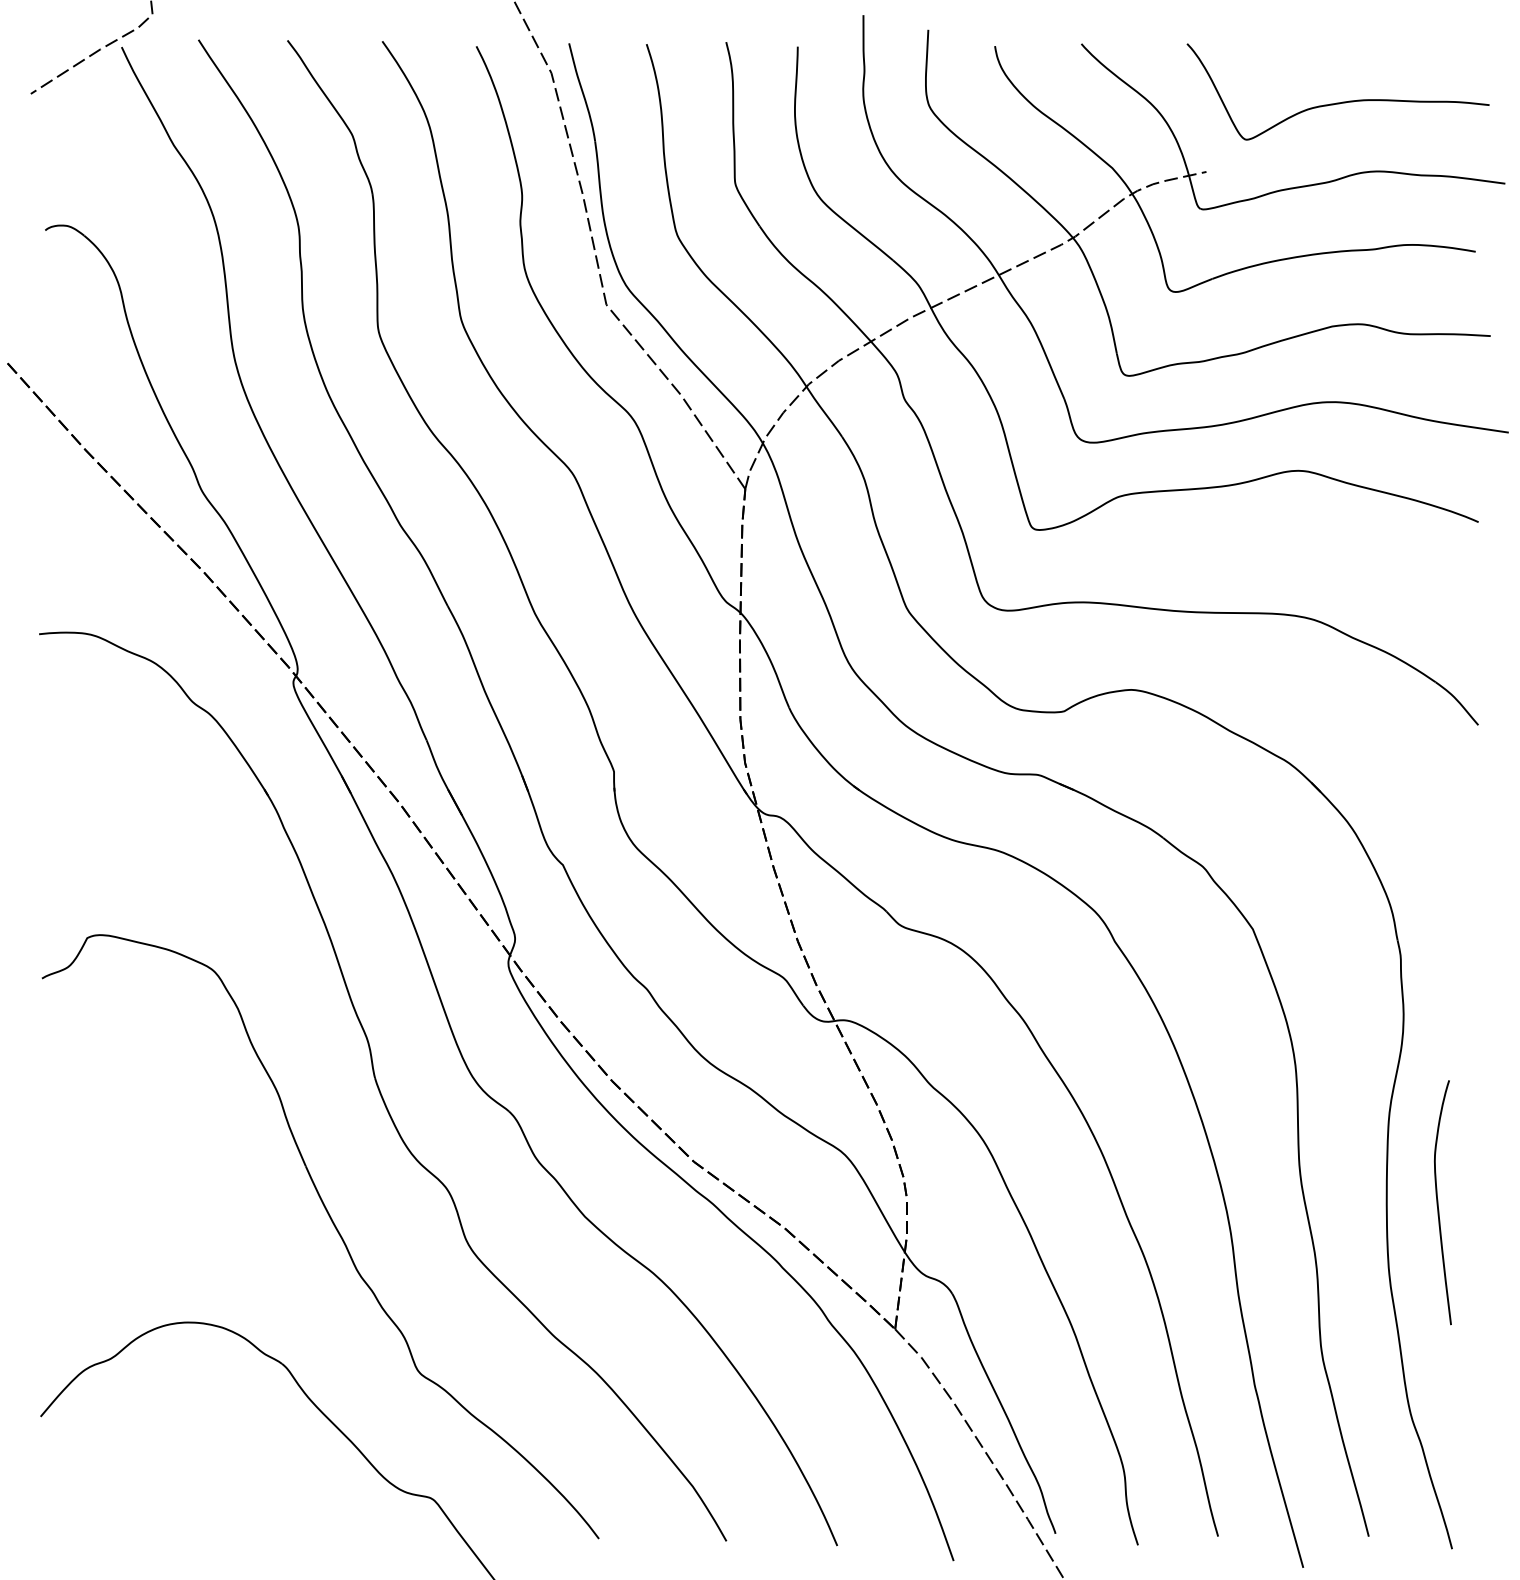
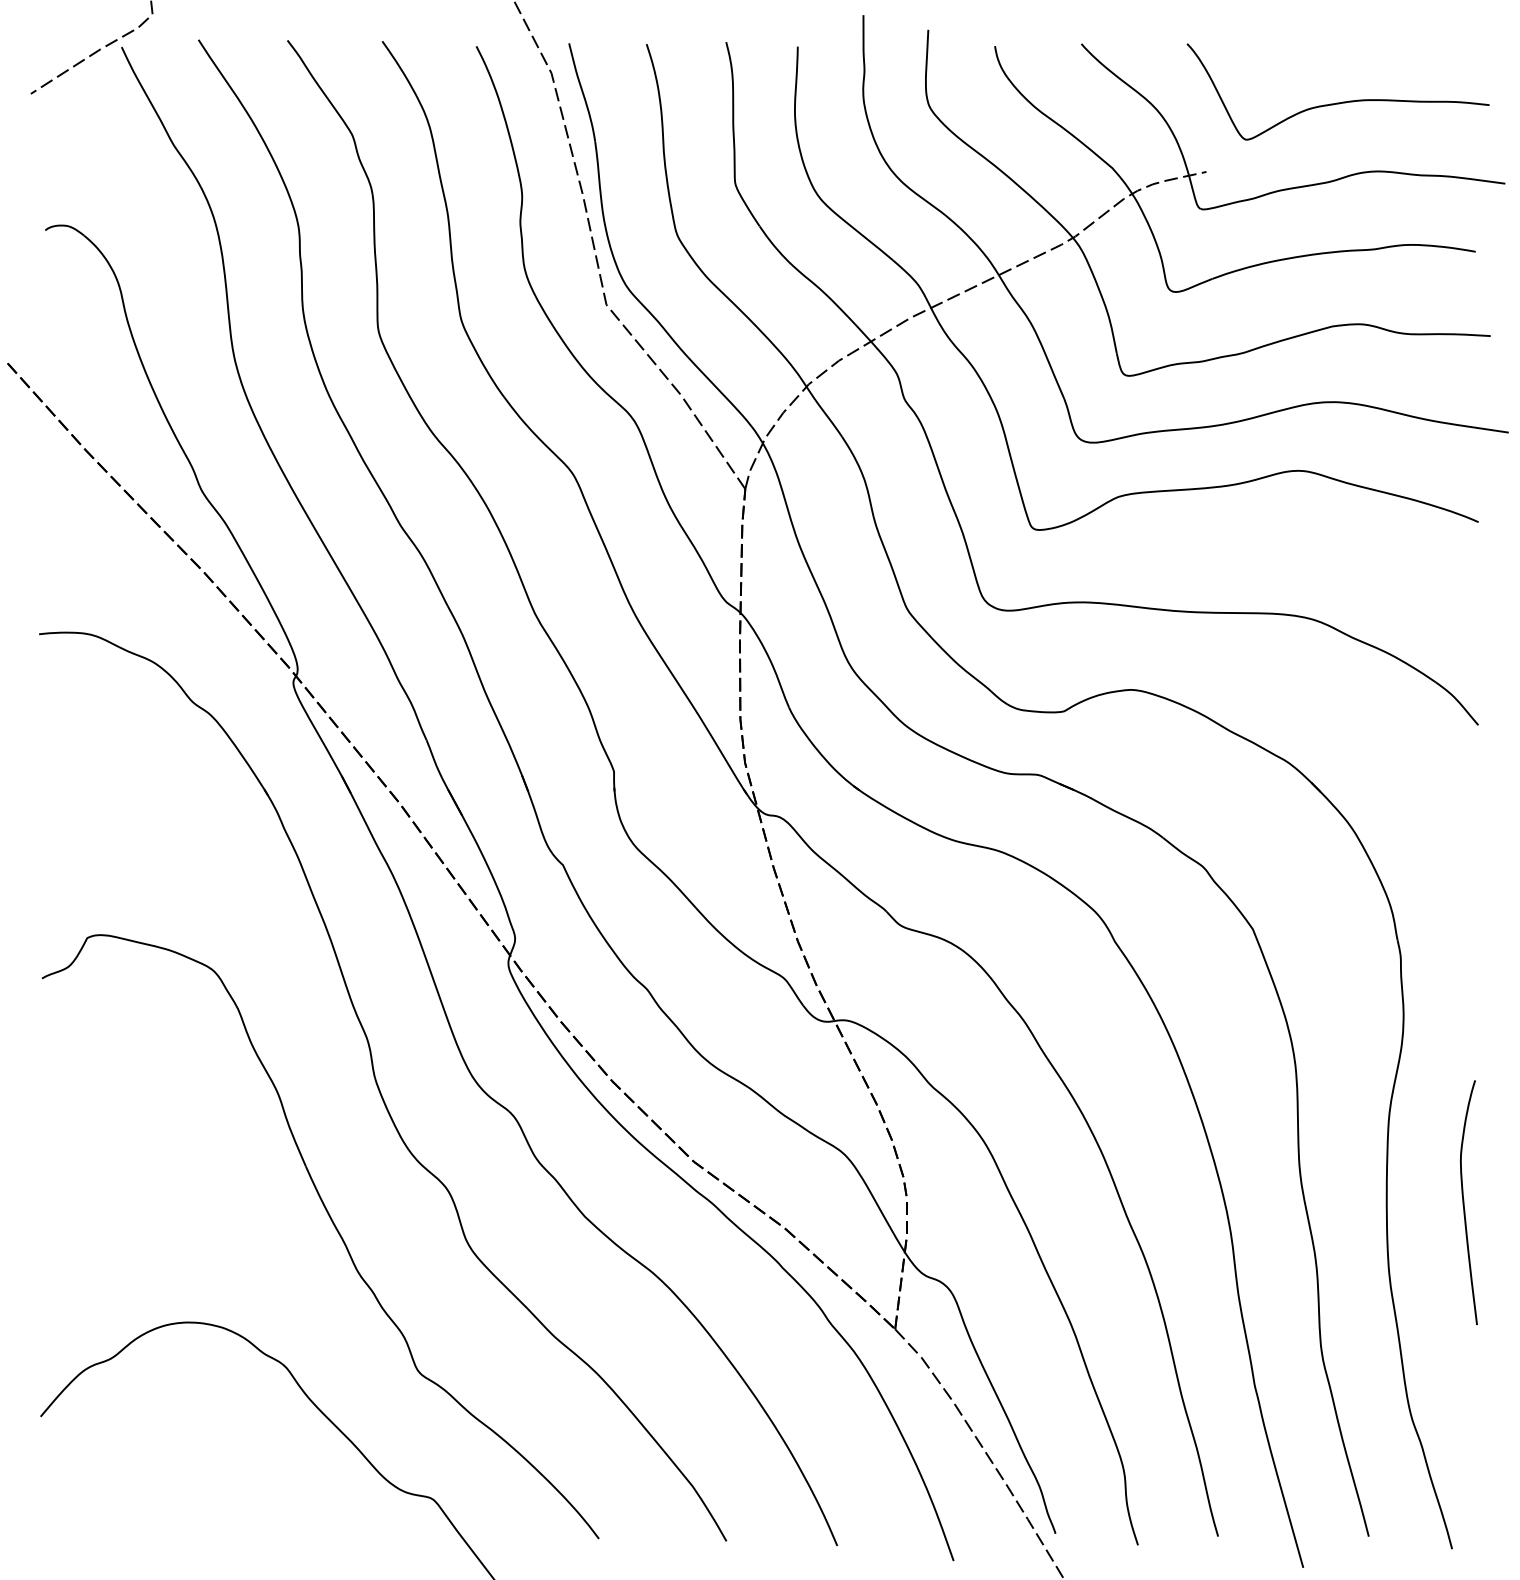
curve position: (1438, 1202) -> (1464, 1202) (1464, 1202)
